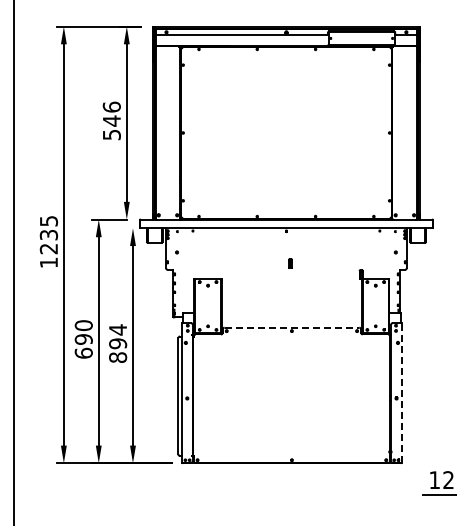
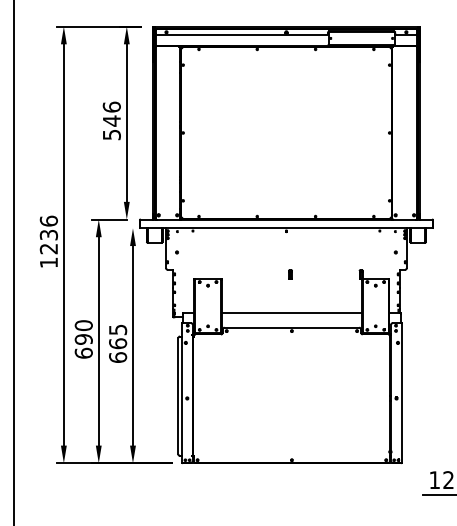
text: 1235 -> 1236 (48, 220)
part position: (290, 263) -> (290, 274) (290, 274)
line: none -> present (291, 313)
line: dashed -> solid (292, 327)
text: 894 -> 665 (118, 343)
line: dashed -> solid (402, 393)
